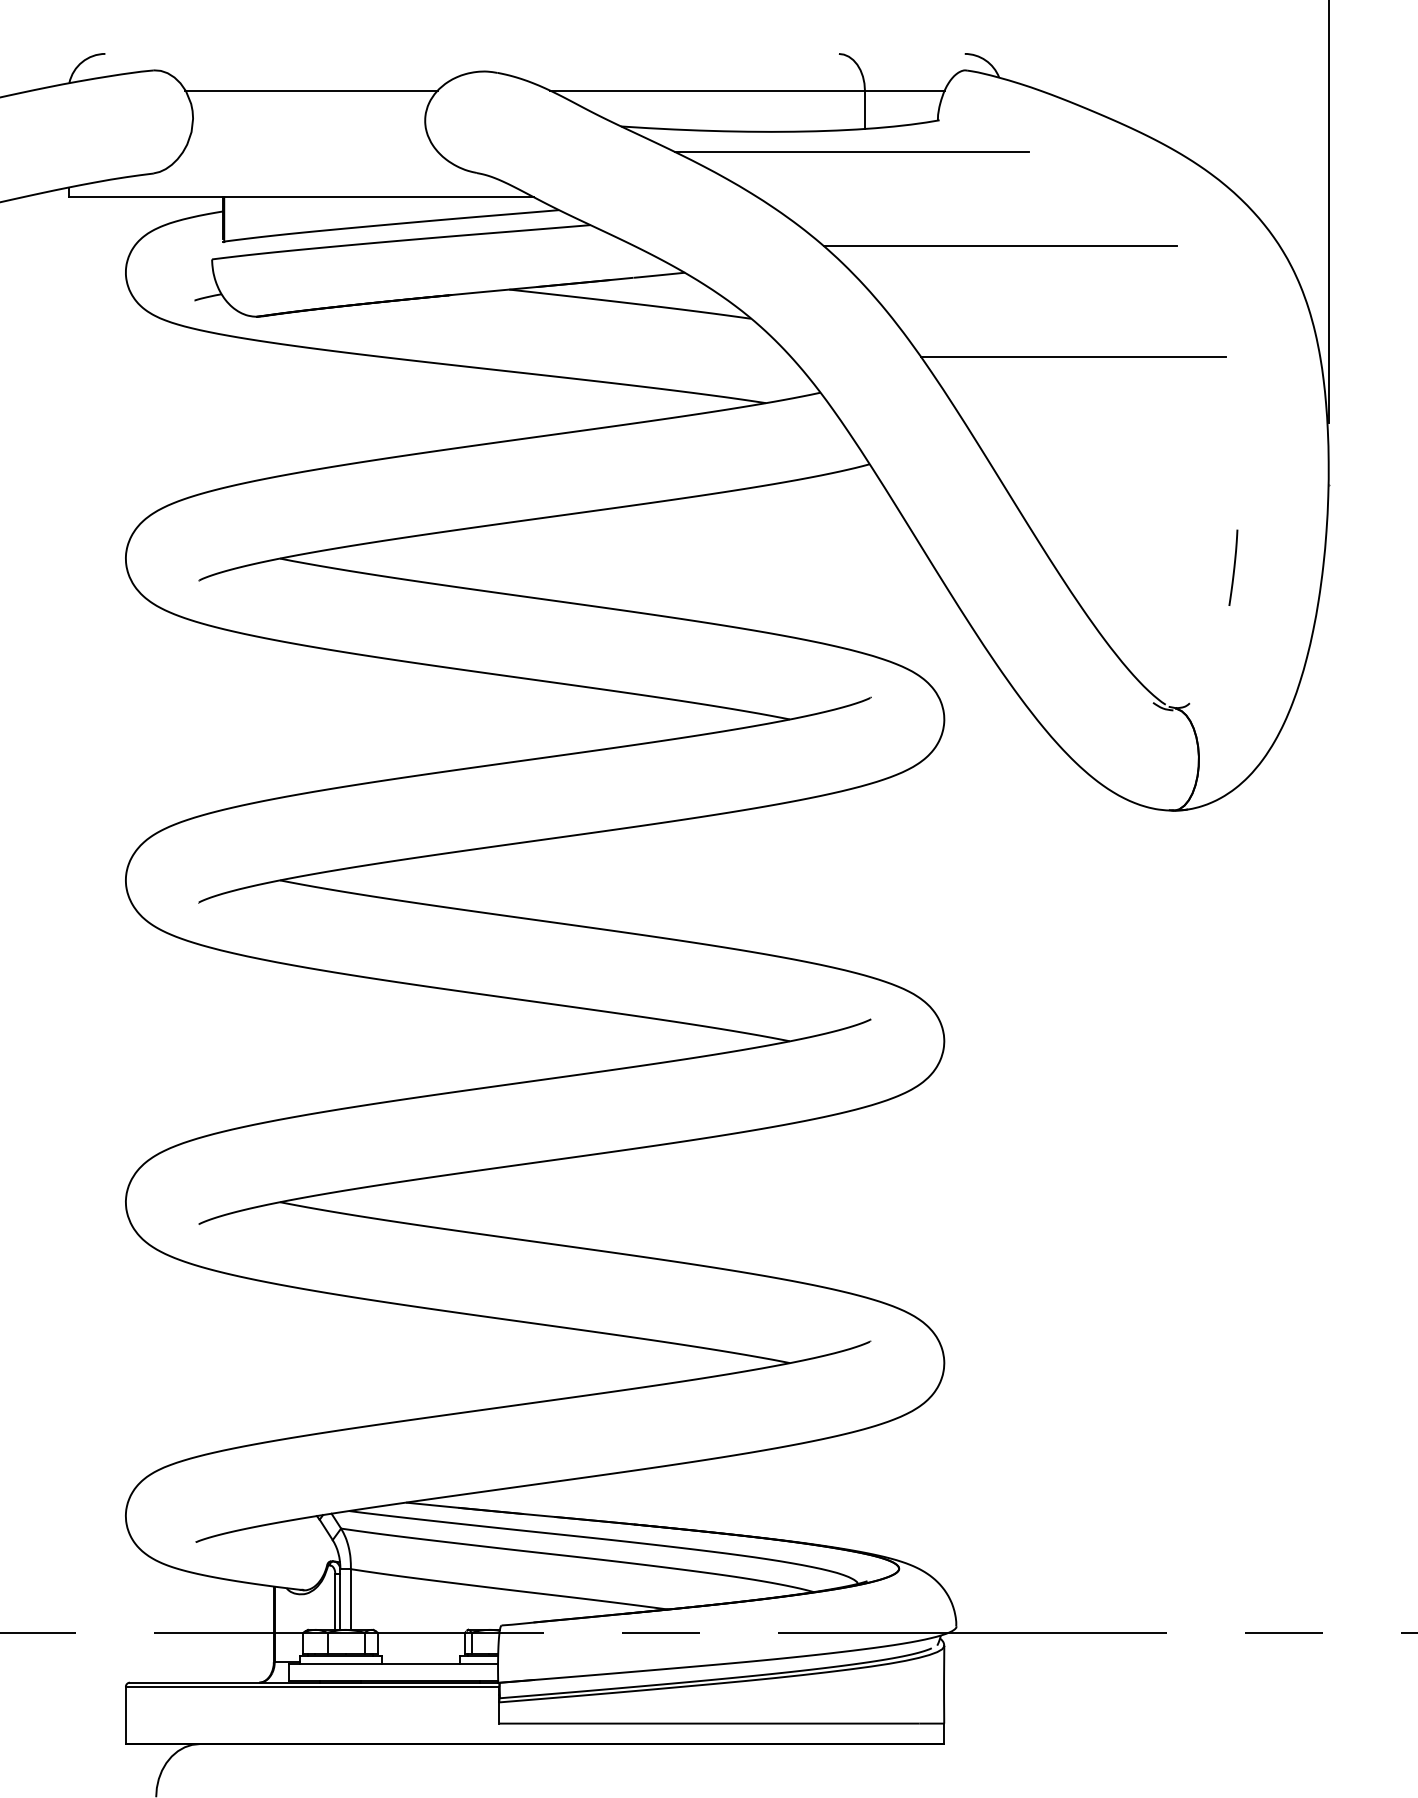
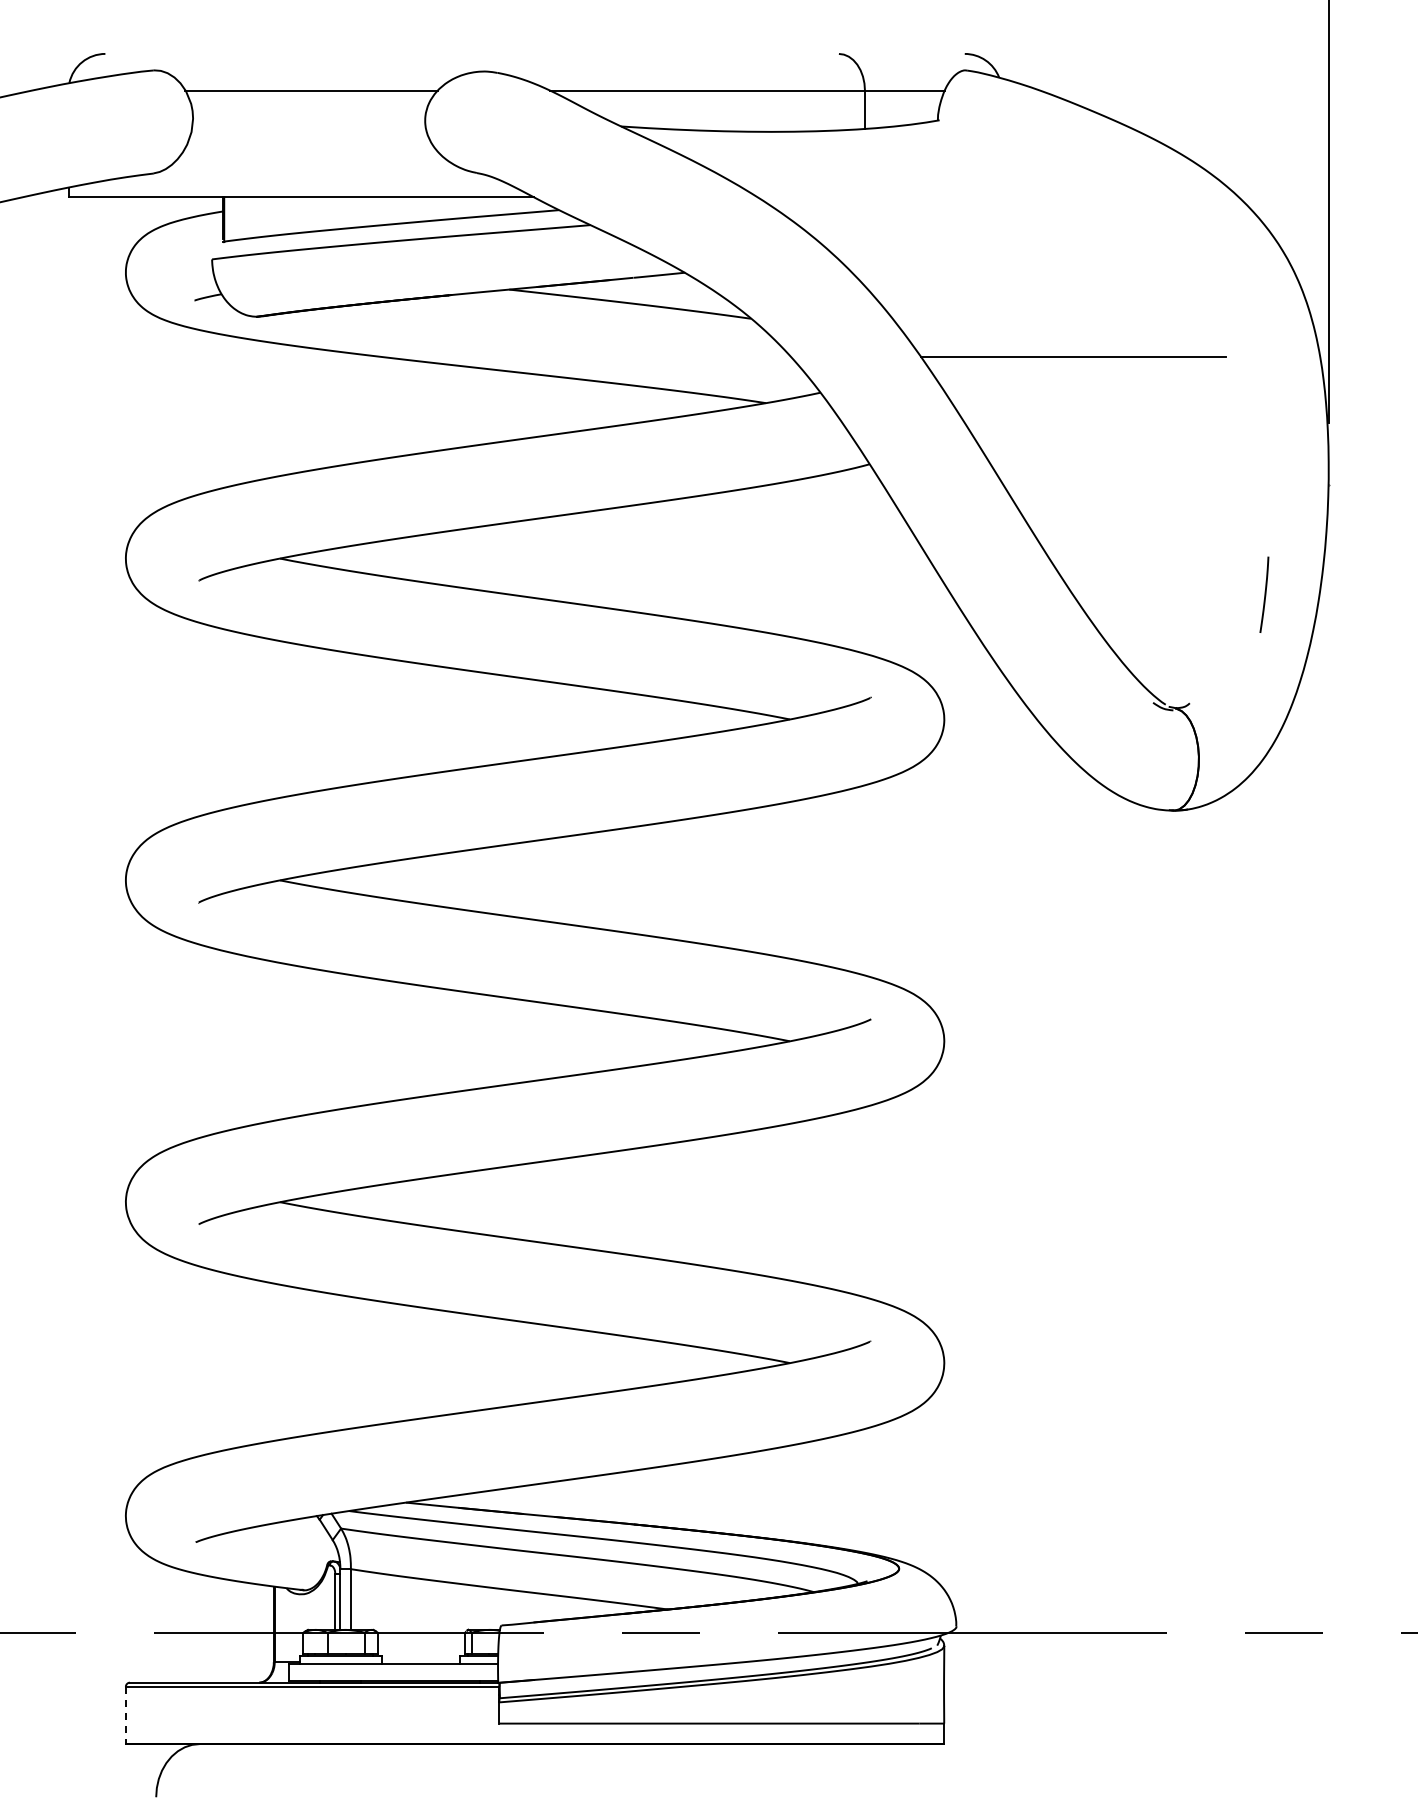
line: present -> none (851, 152)
line: present -> none (1000, 246)
line position: (1233, 567) -> (1264, 594) (1264, 594)
line: solid -> dashed (125, 1715)
